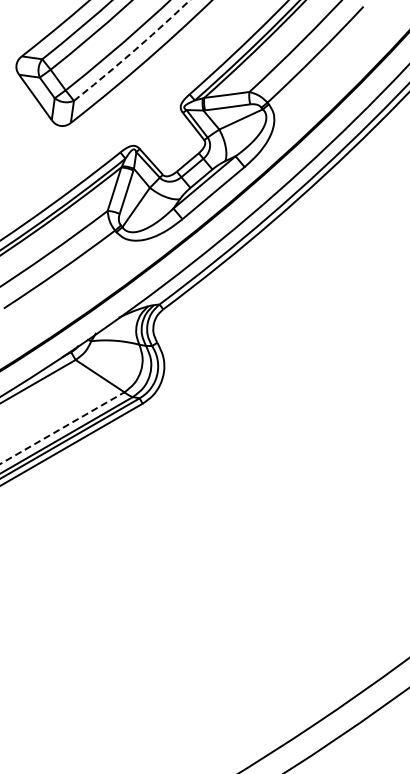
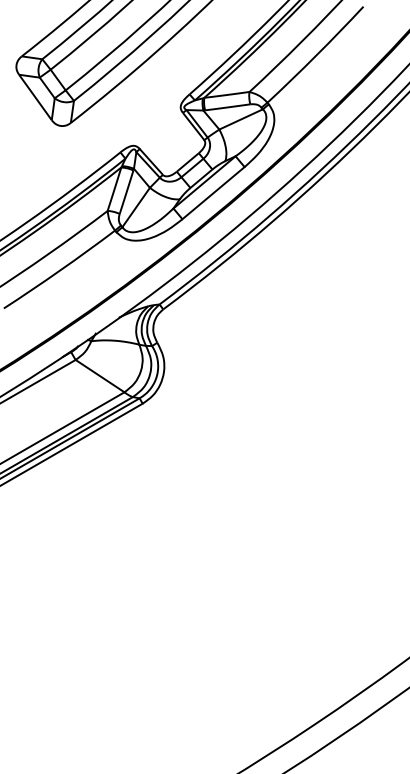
arc: dashed -> solid (133, 51)
line: dashed -> solid (62, 428)
